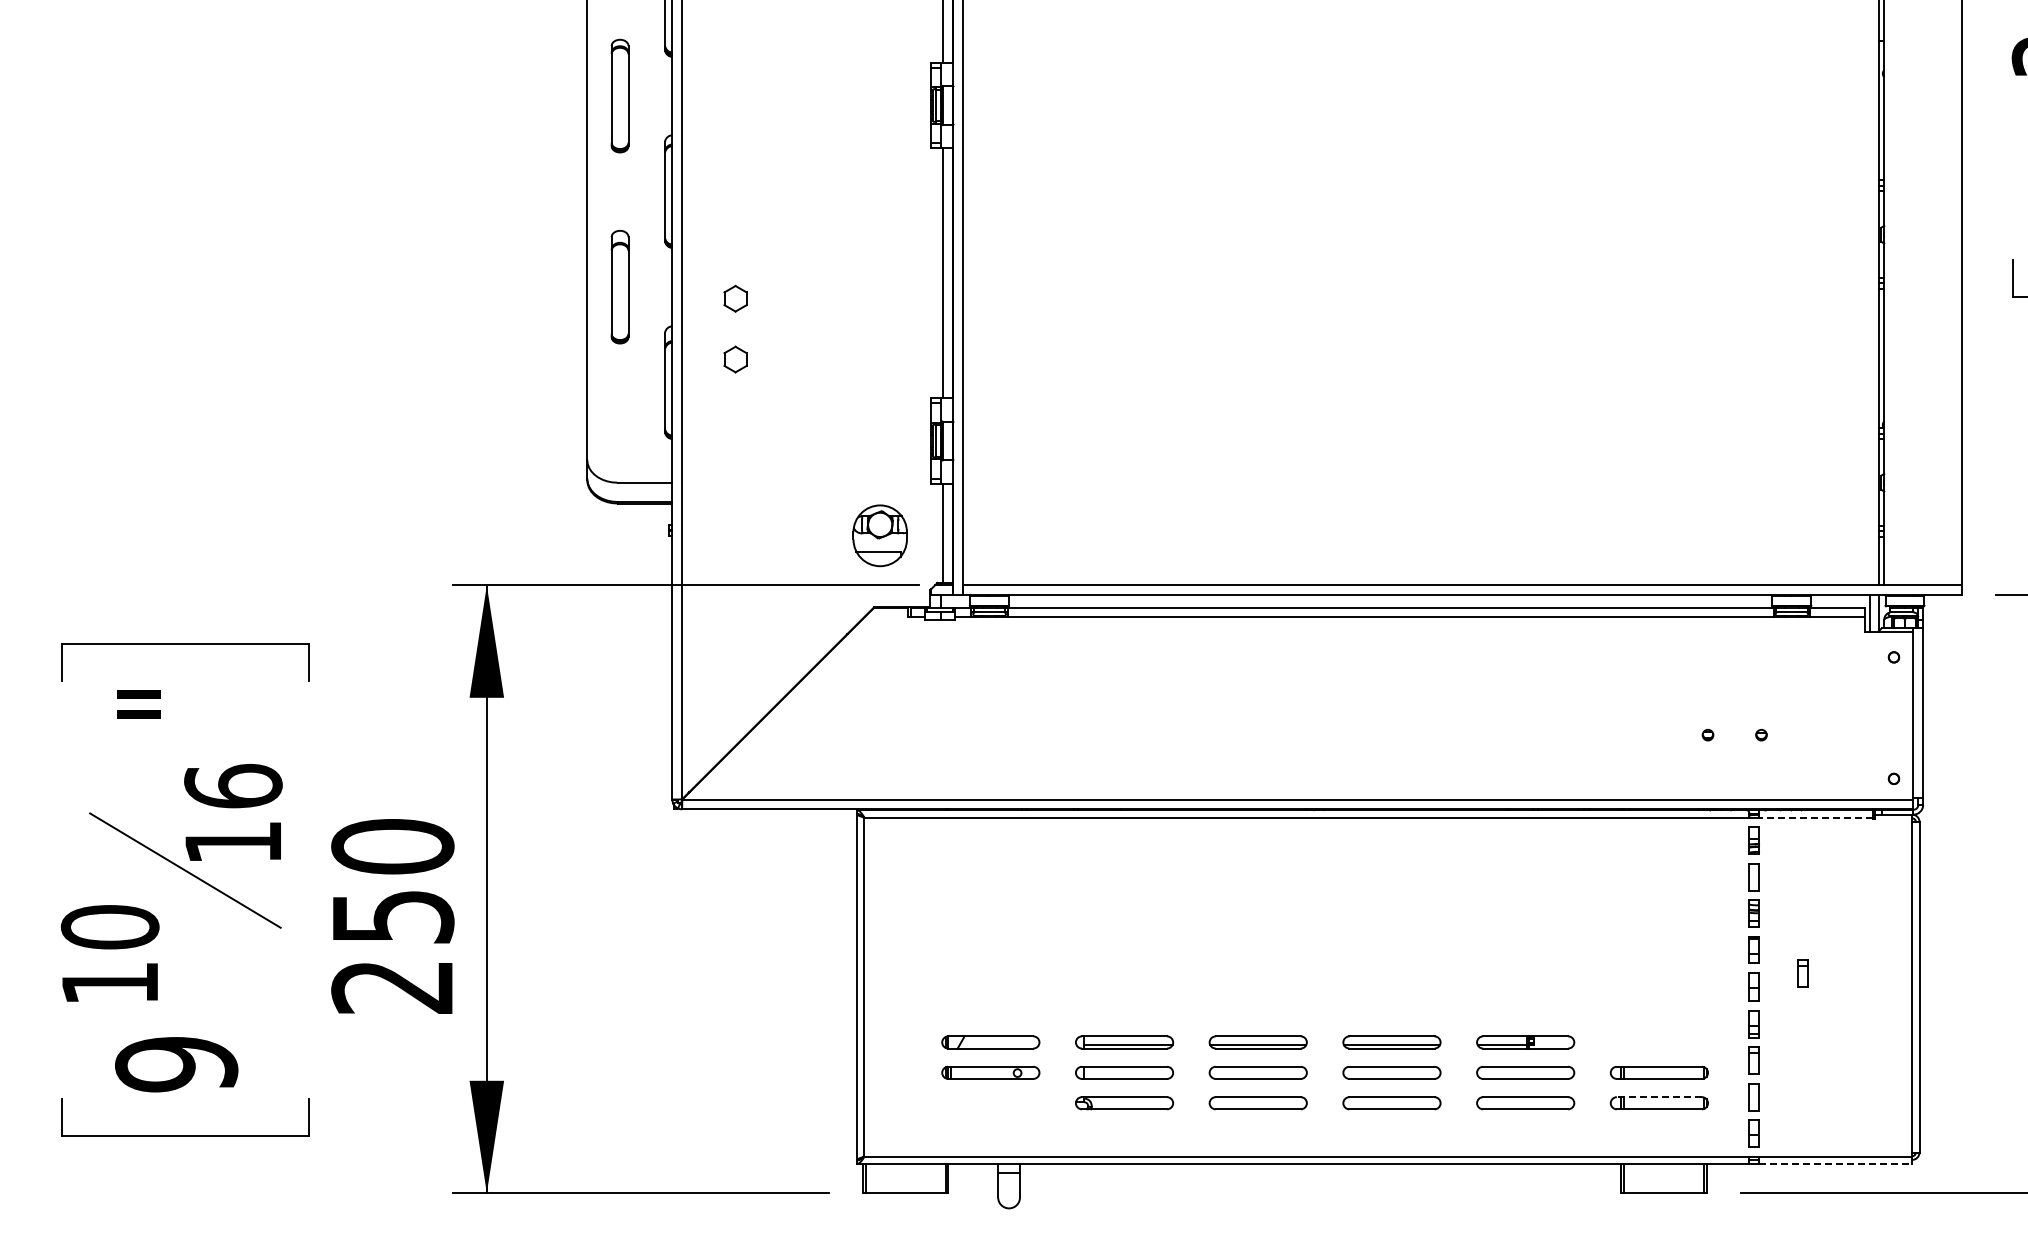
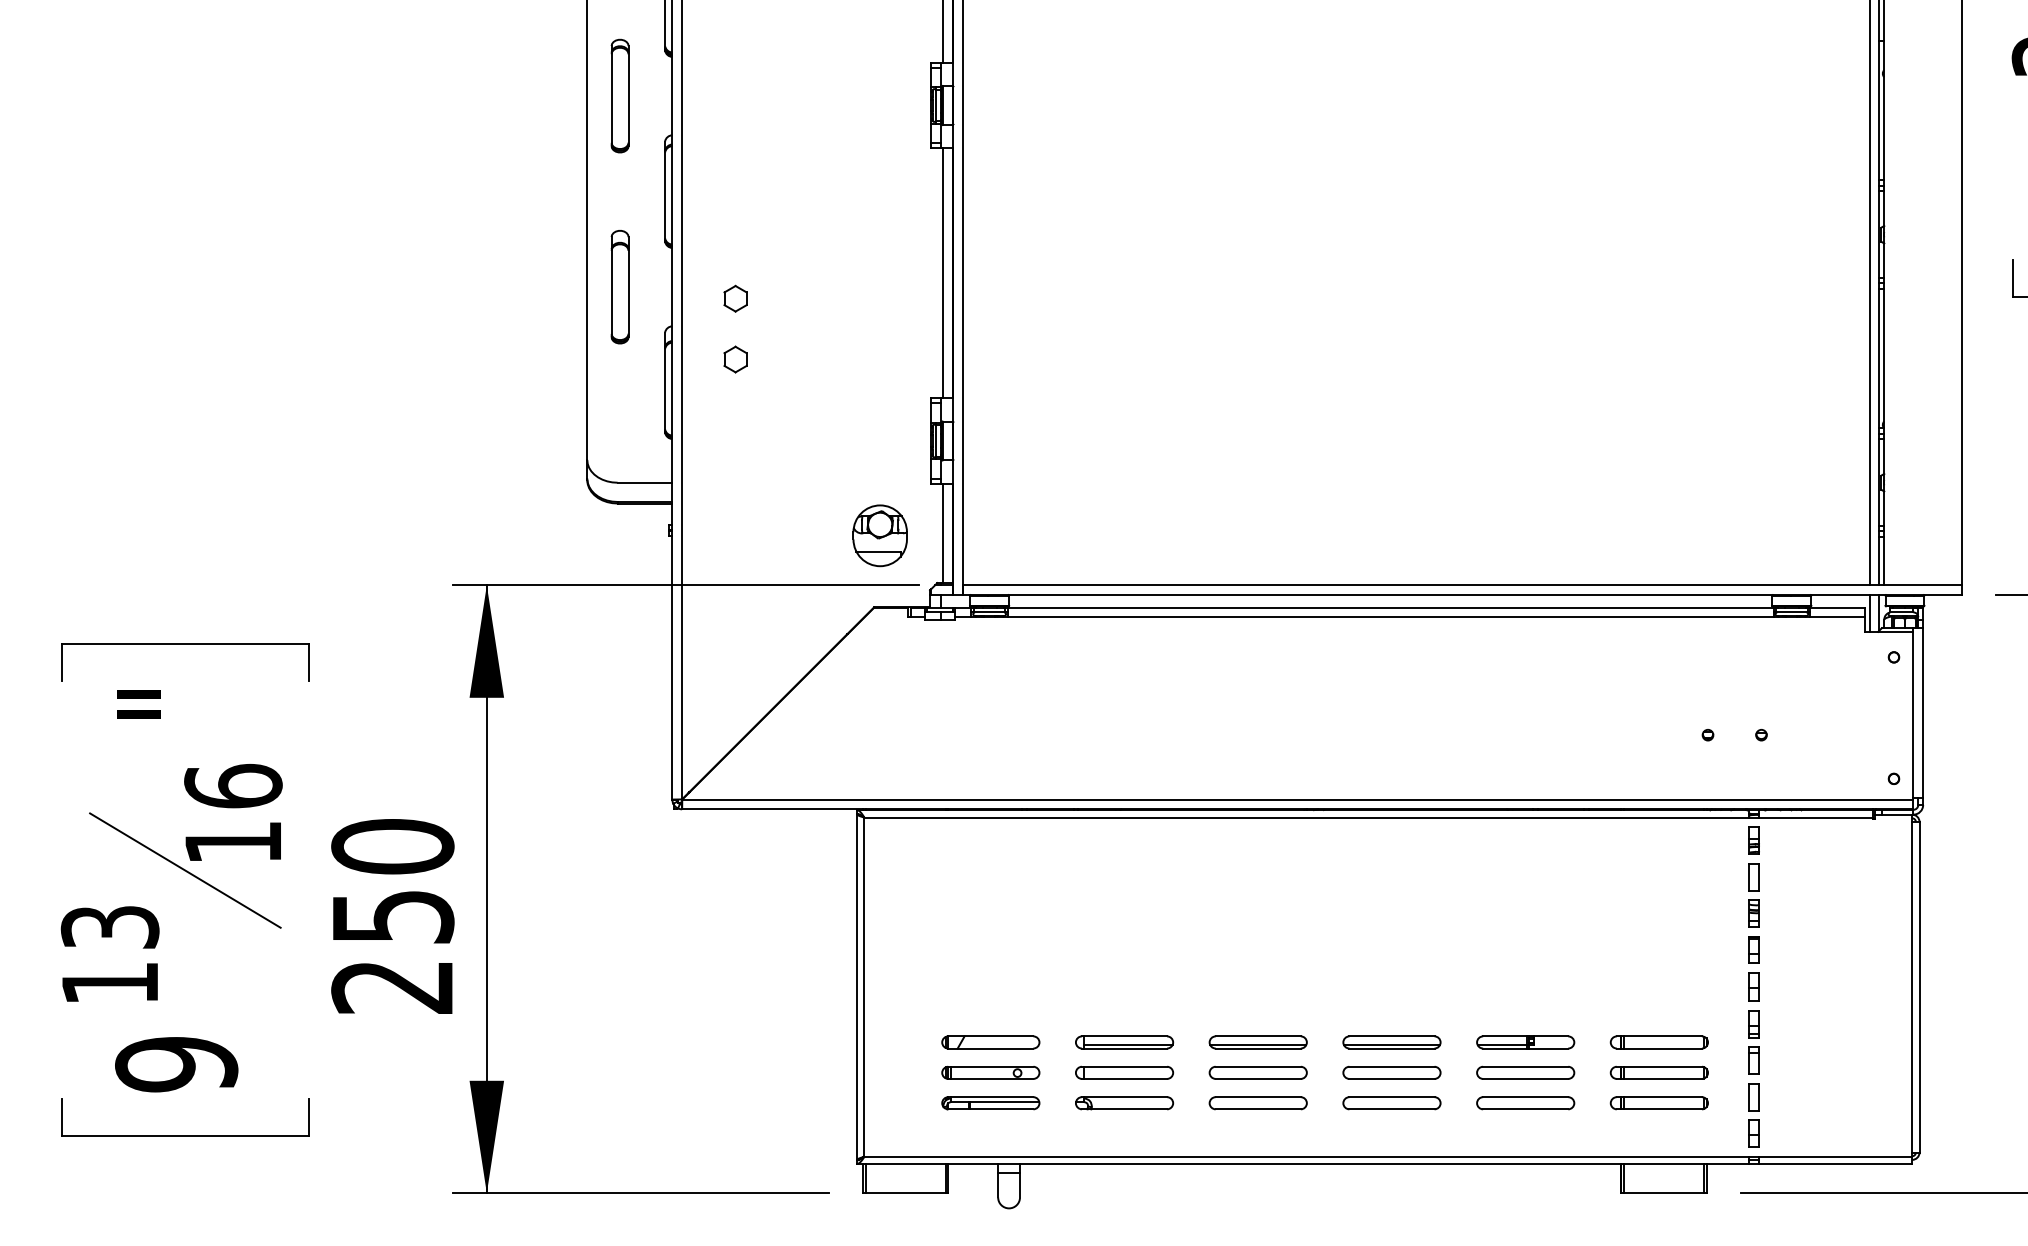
line: none -> present (1869, 293)
line: dashed -> solid (1815, 817)
text: 10 -> 13 (109, 927)
part: present -> none (1802, 973)
part: none -> present (1658, 1042)
line: dashed -> solid (1659, 1097)
part: none -> present (990, 1103)
line: dashed -> solid (1835, 1164)
